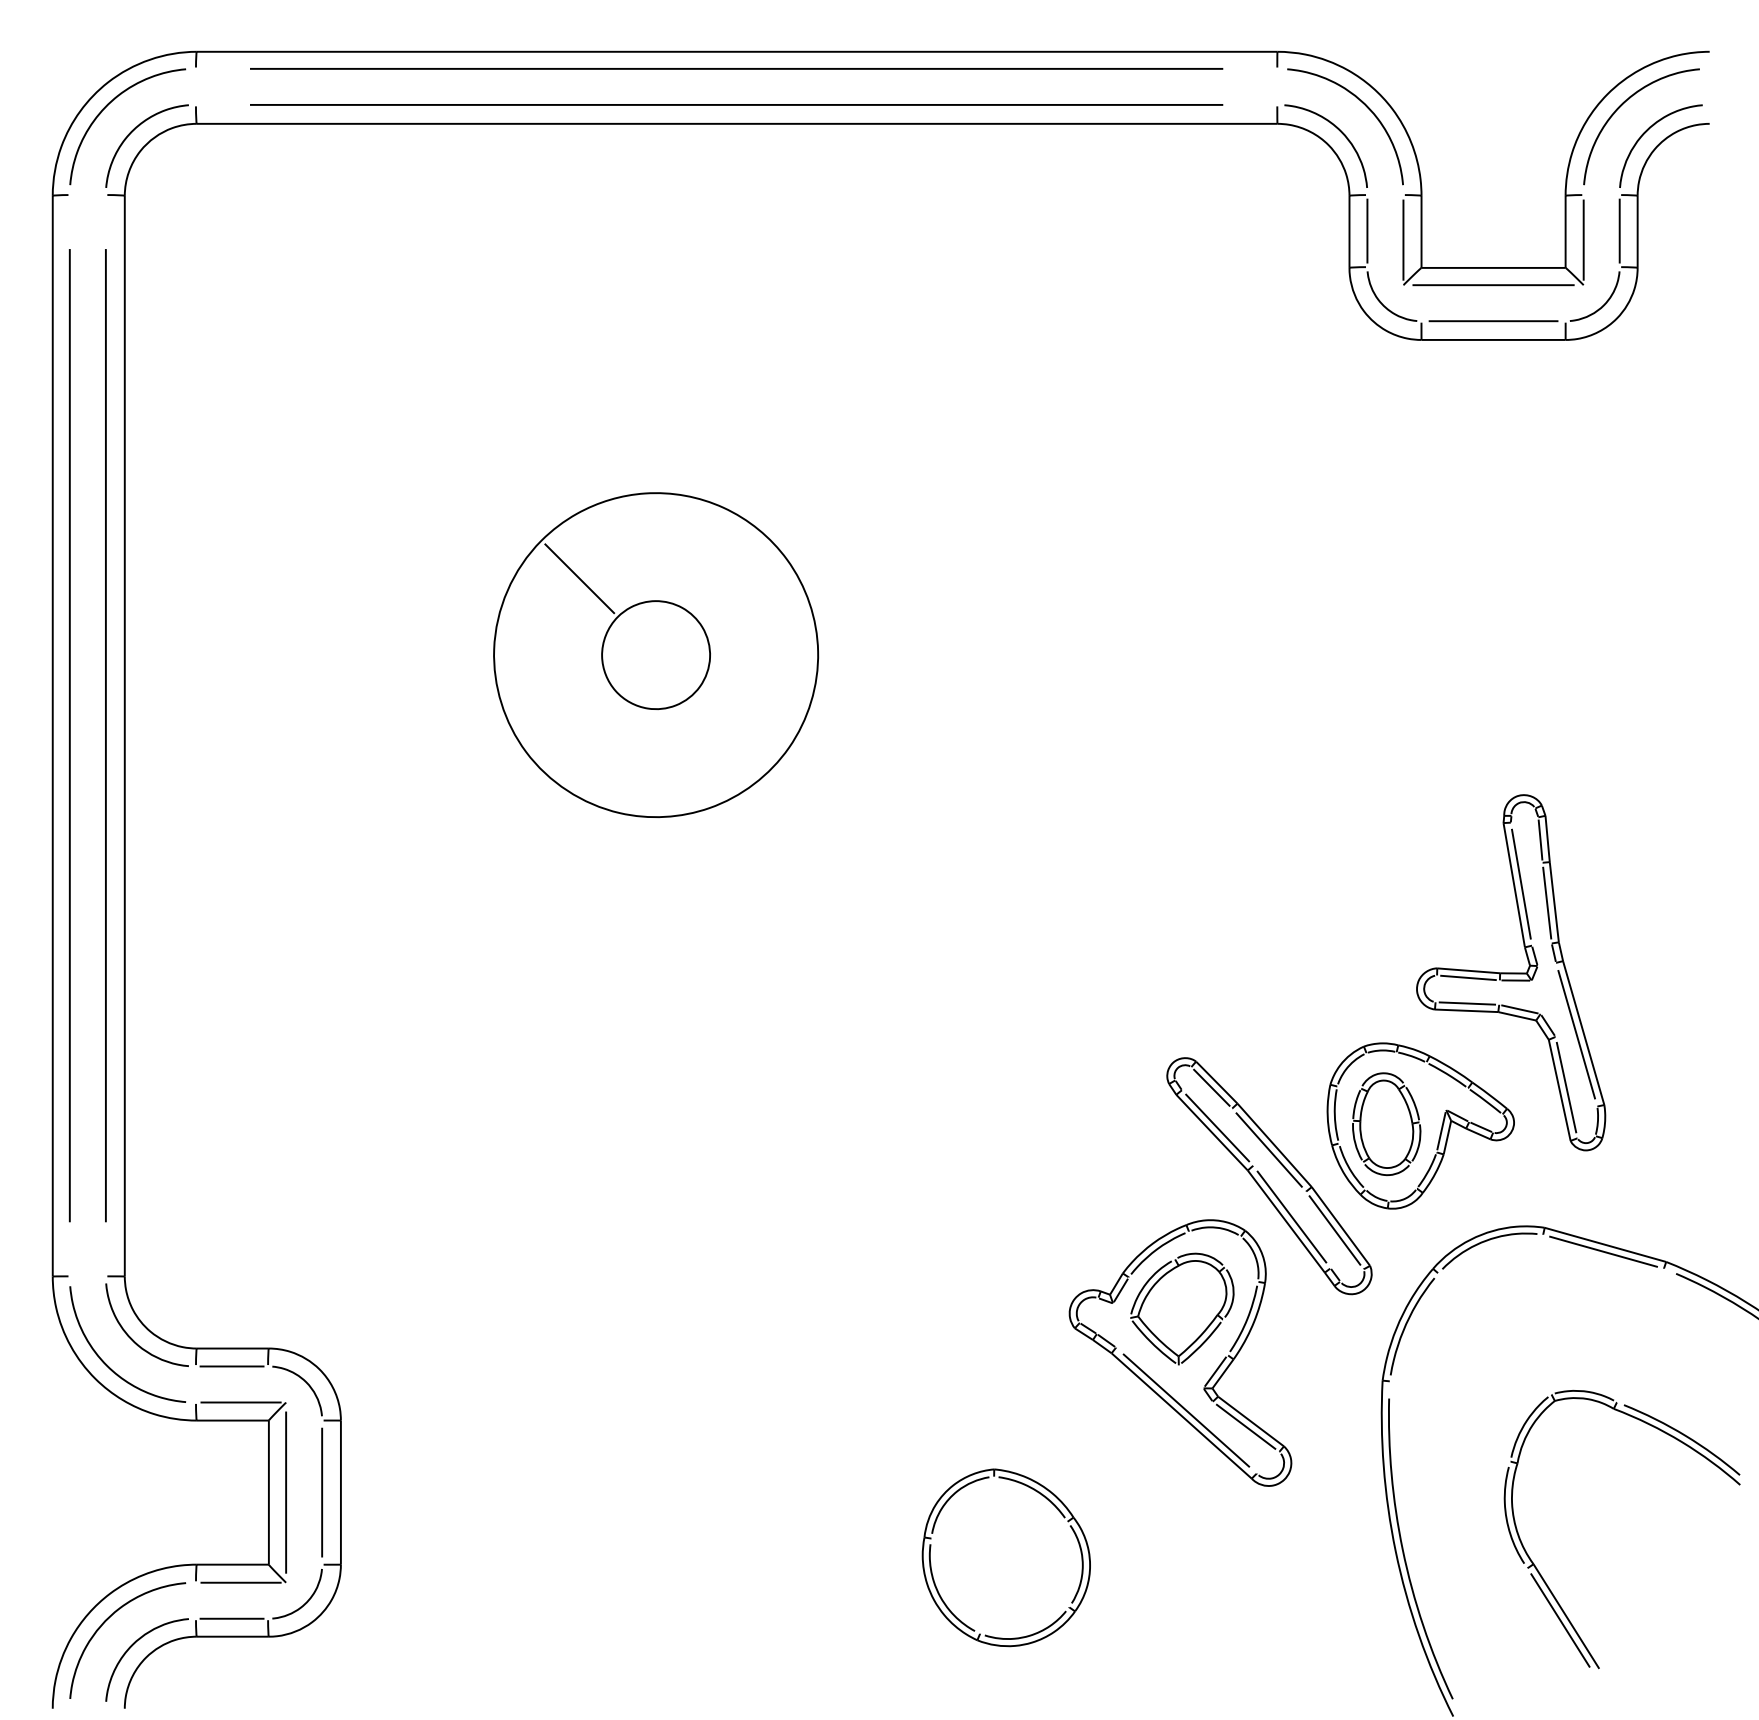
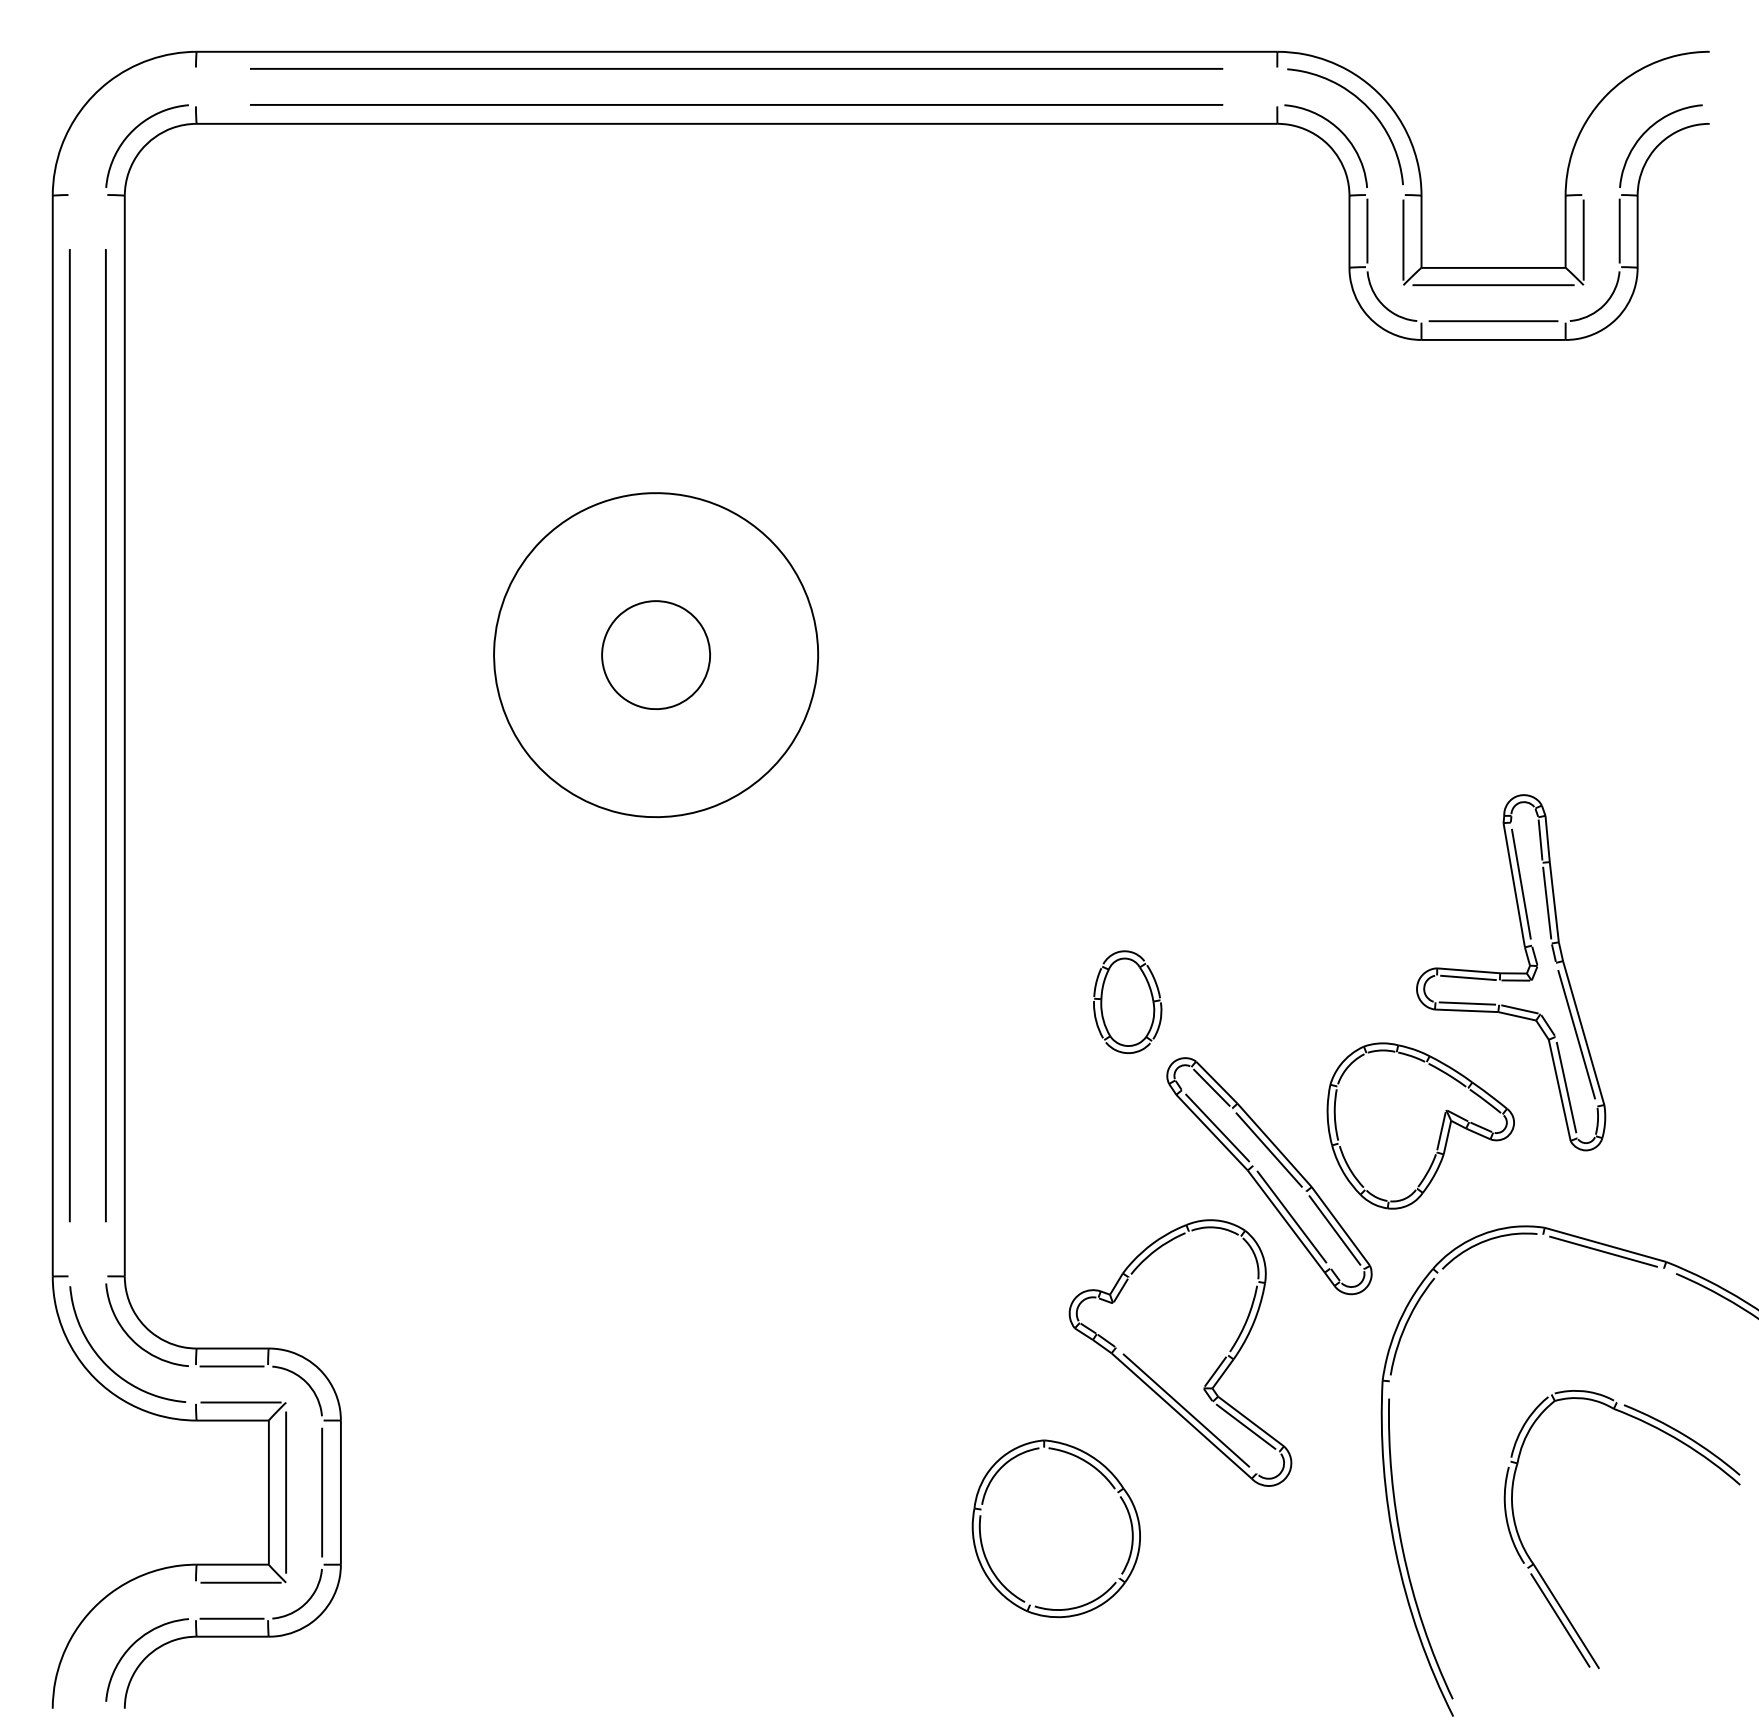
curve: present -> none (107, 106)
curve: present -> none (1621, 106)
line: present -> none (579, 578)
part position: (1386, 1124) -> (1127, 1002) (1127, 1002)
part: present -> none (1182, 1308)
part position: (1005, 1557) -> (1055, 1528) (1055, 1528)
curve: present -> none (107, 1620)
